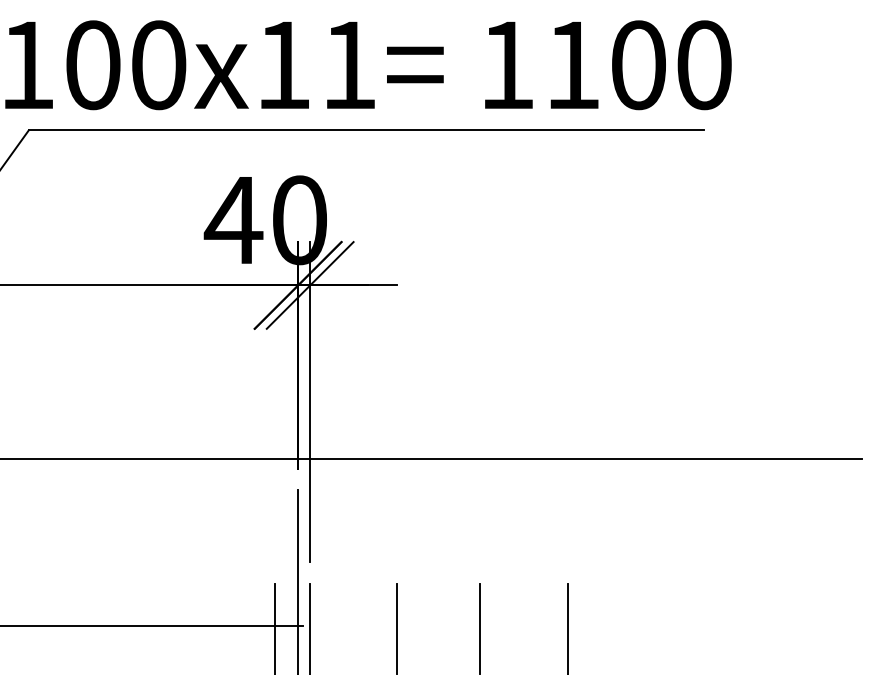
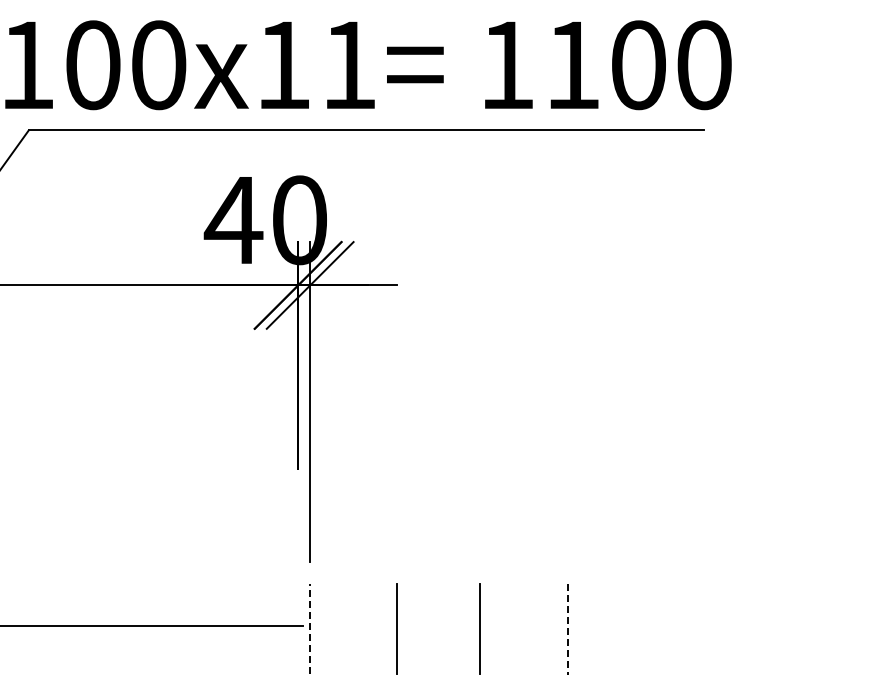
line: present -> none (432, 459)
line: present -> none (298, 580)
line: present -> none (275, 627)
line: solid -> dashed (310, 629)
line: solid -> dashed (567, 629)
